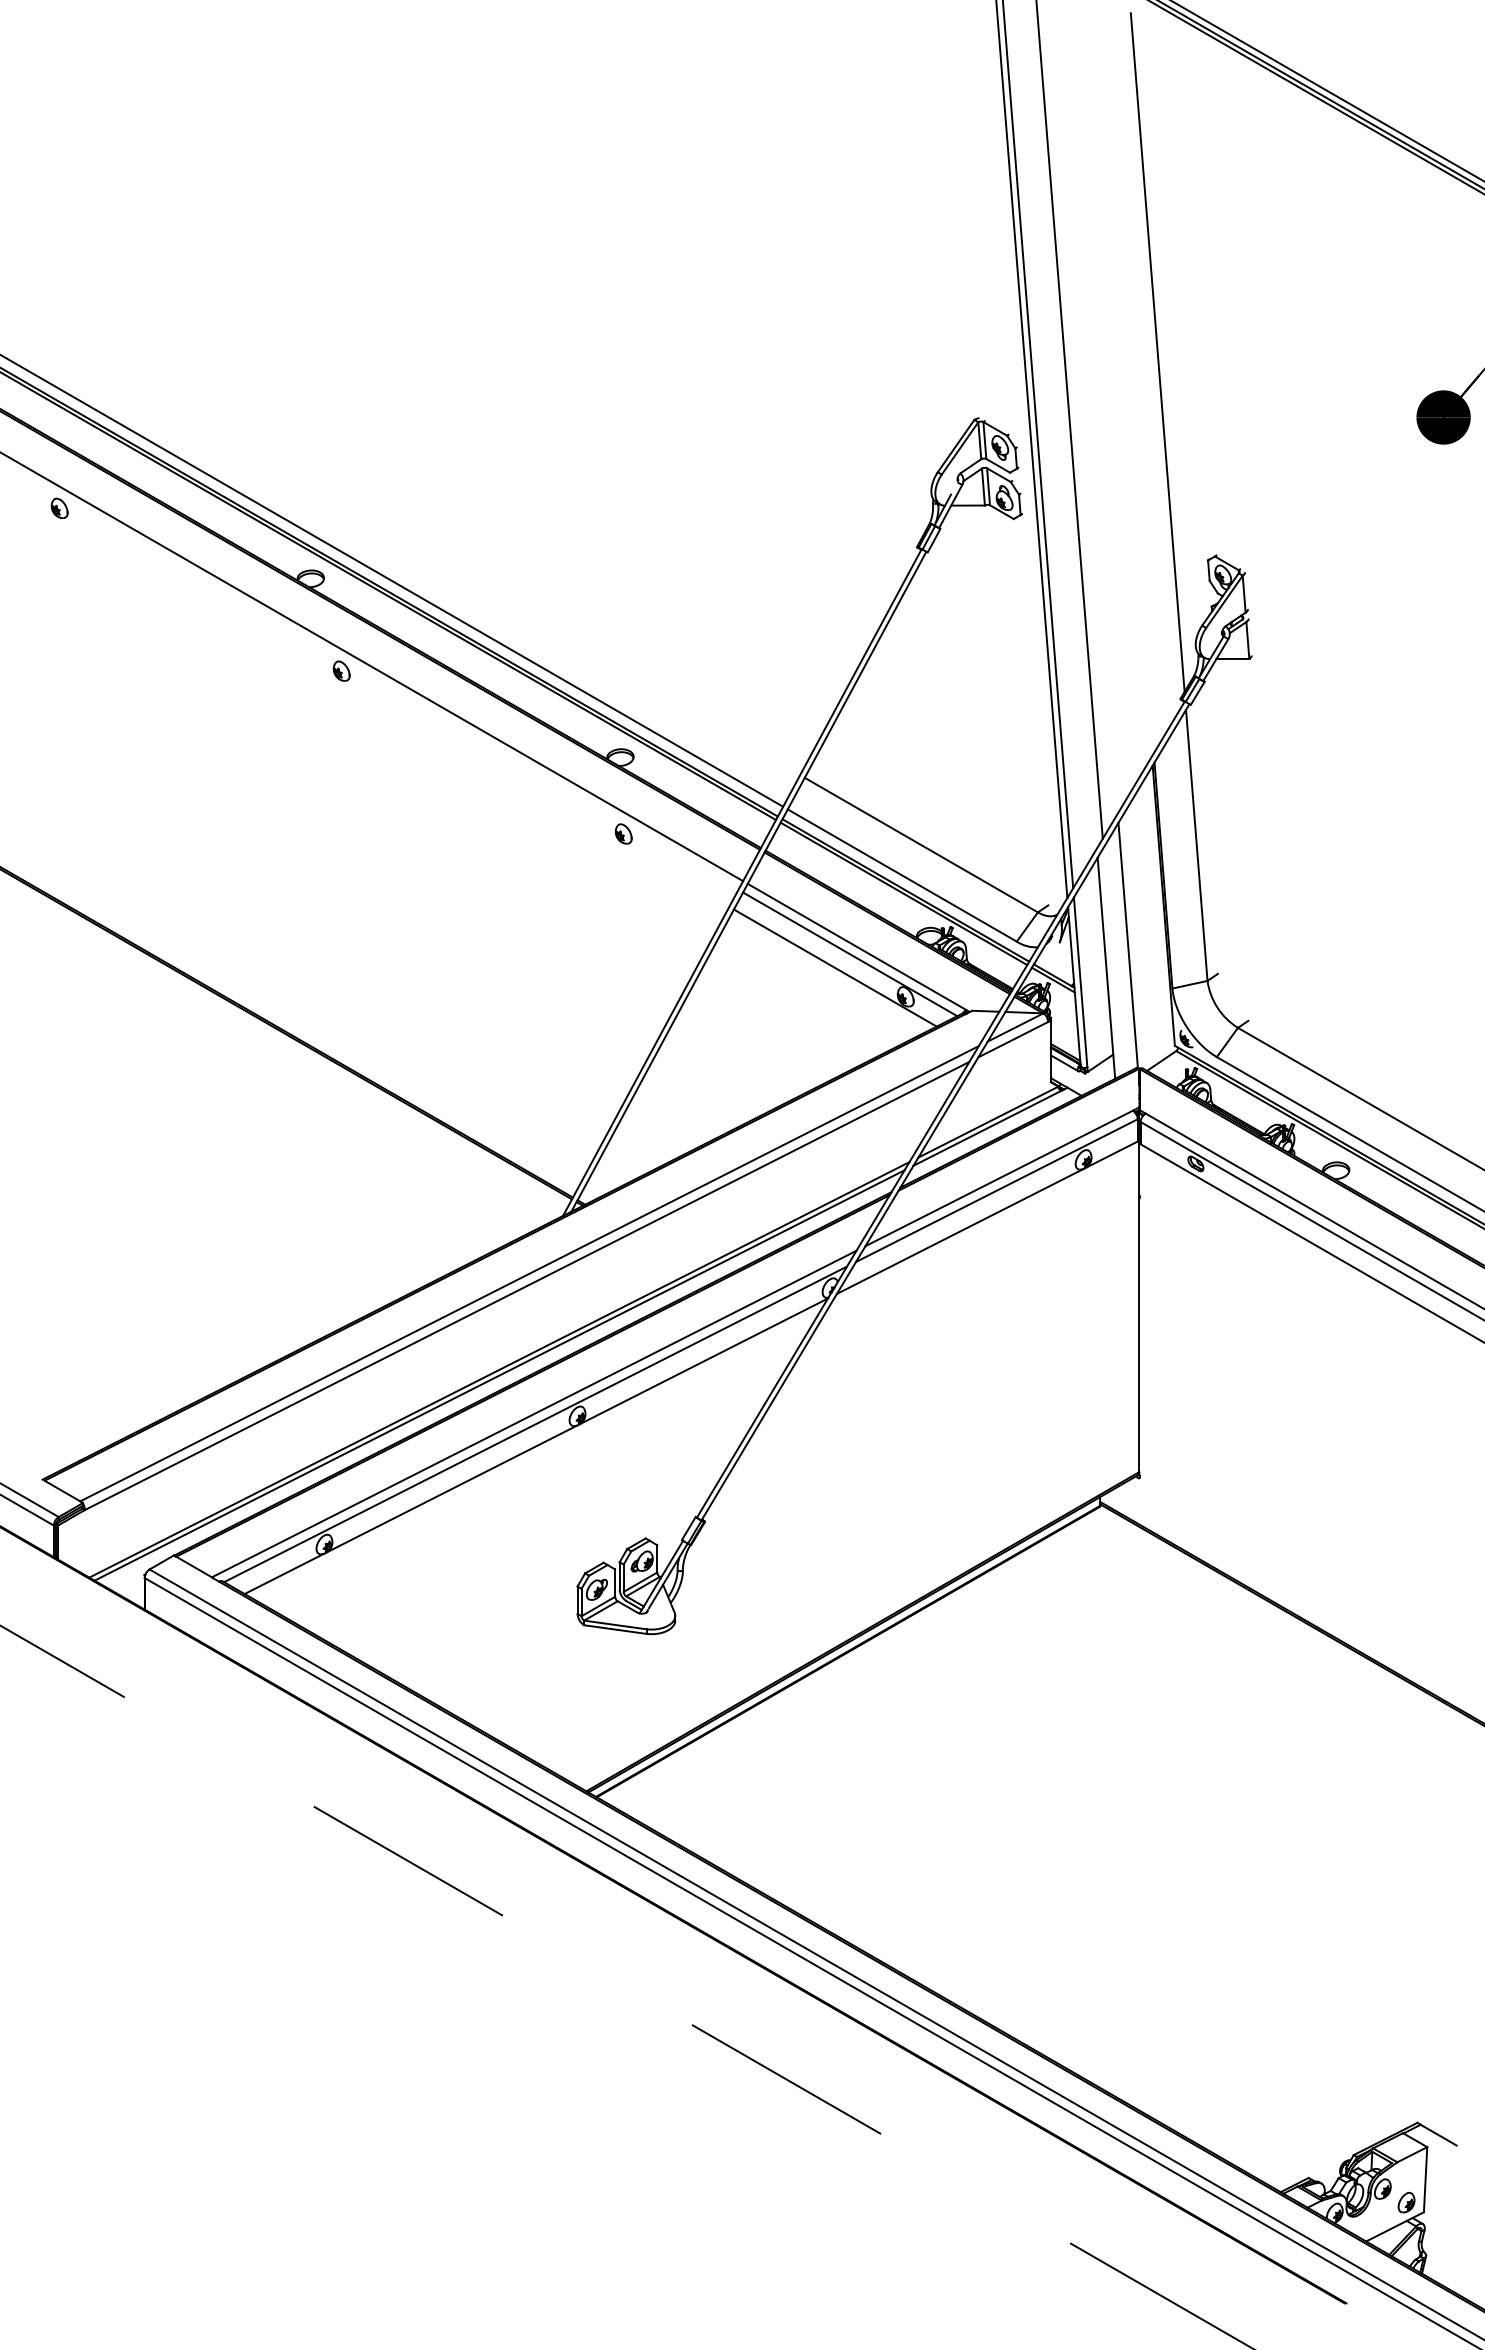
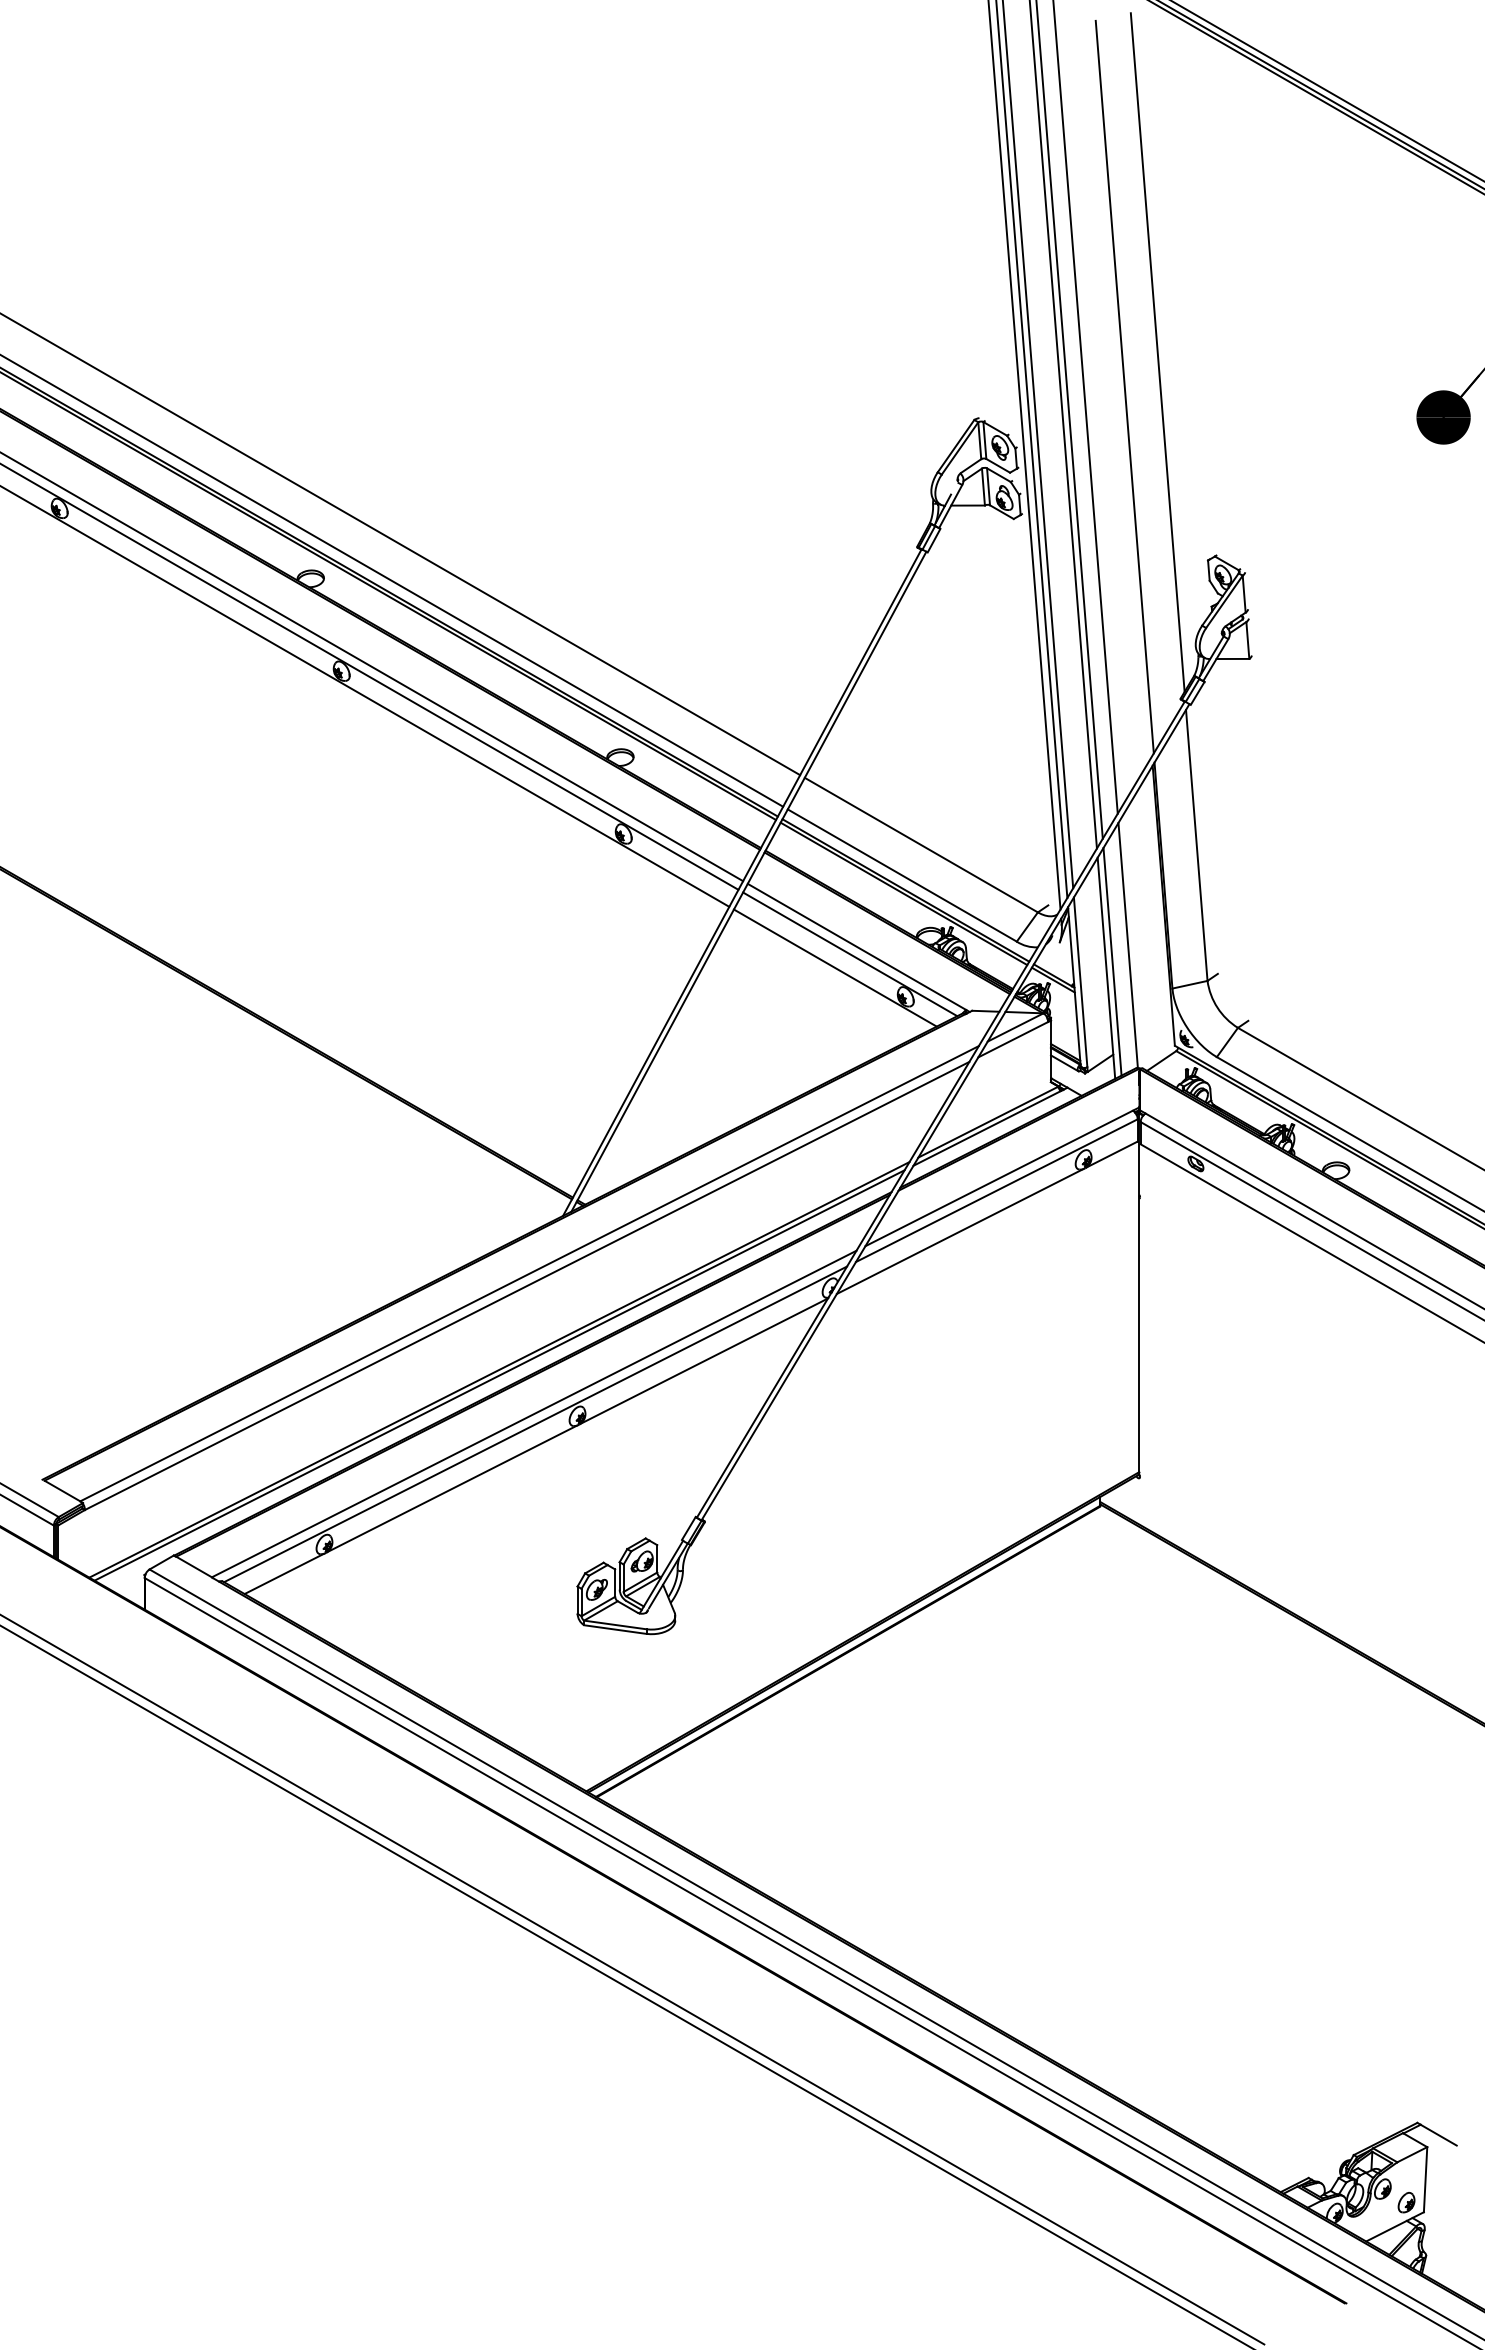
line: none -> present (1124, 386)
line: none -> present (1085, 407)
line: none -> present (1062, 425)
line: none -> present (1024, 455)
line: none -> present (401, 544)
line: none -> present (370, 676)
line: none -> present (365, 696)
line: none -> present (1112, 961)
line: none -> present (633, 1980)
line: dashed -> solid (627, 1987)
